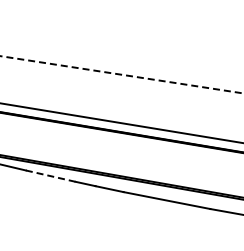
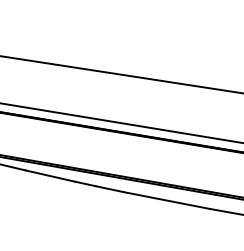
line: dashed -> solid (121, 74)
line: dashed -> solid (51, 176)
